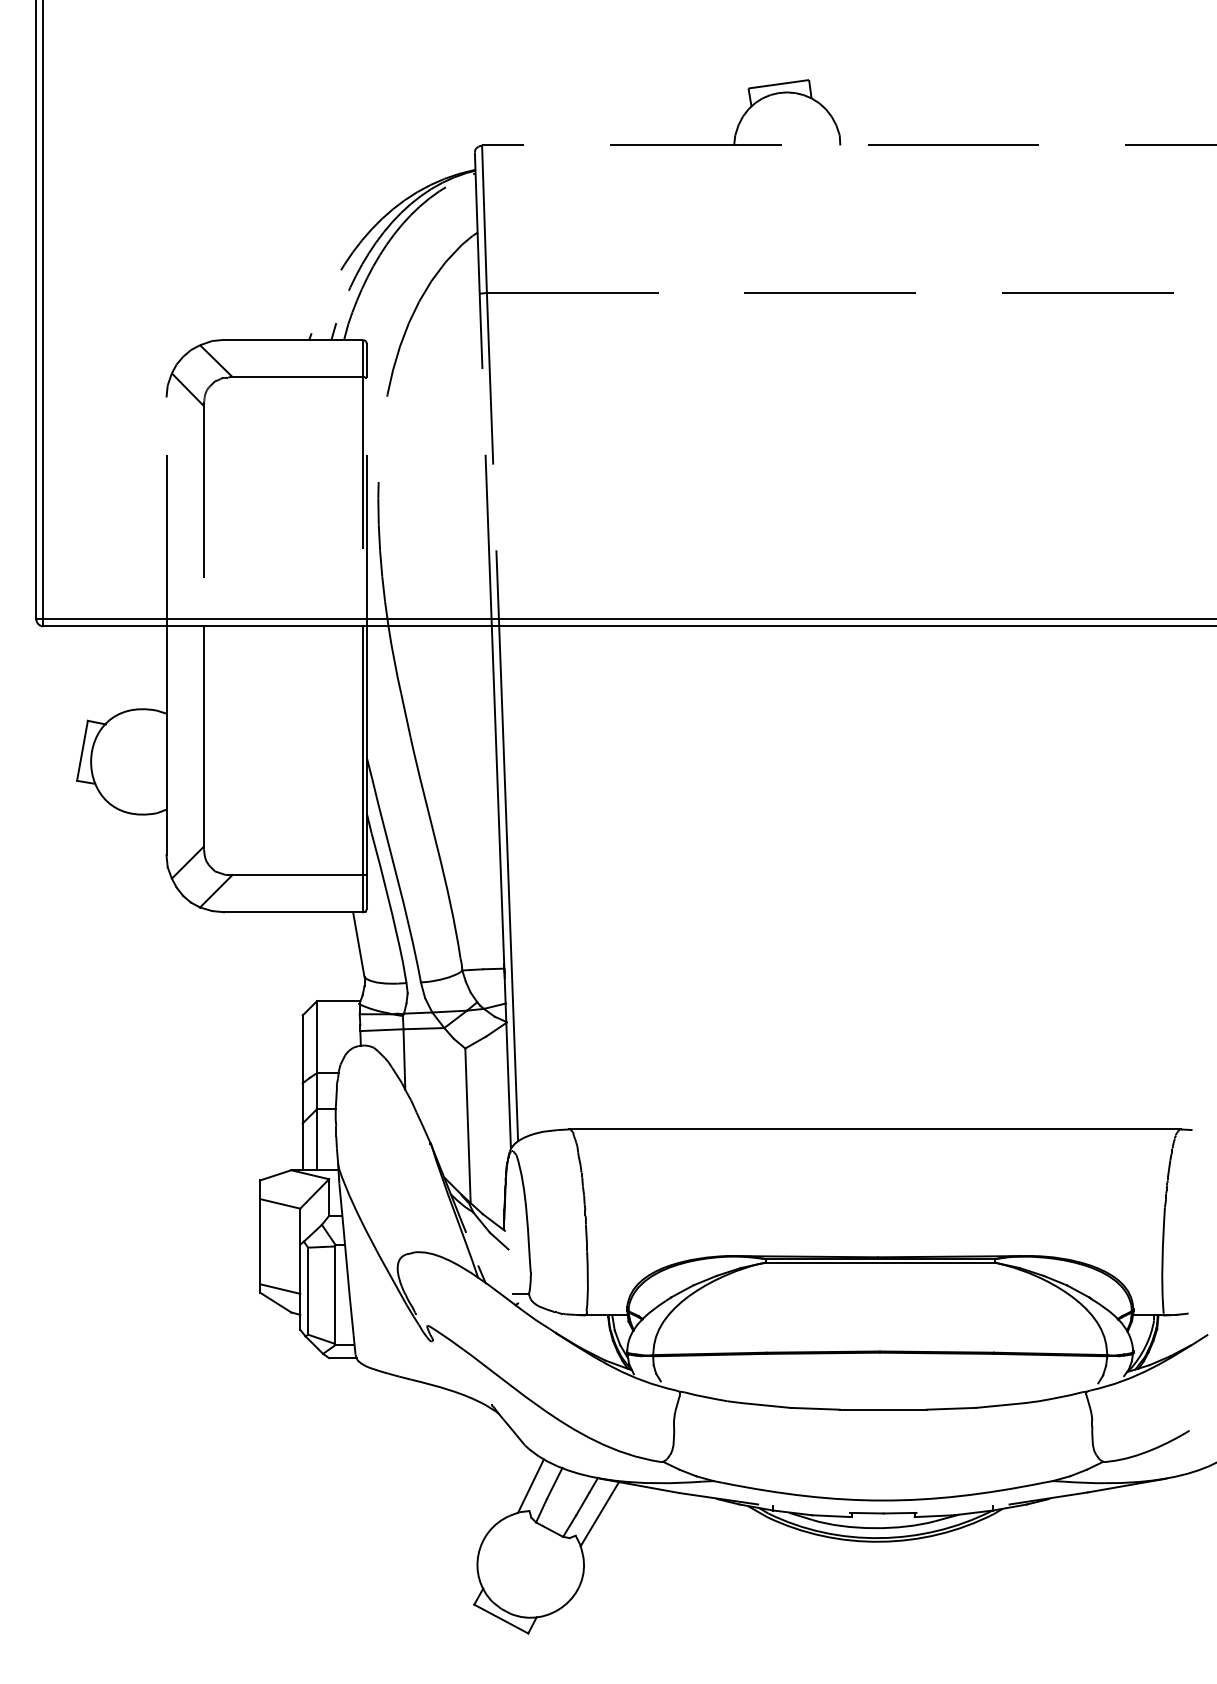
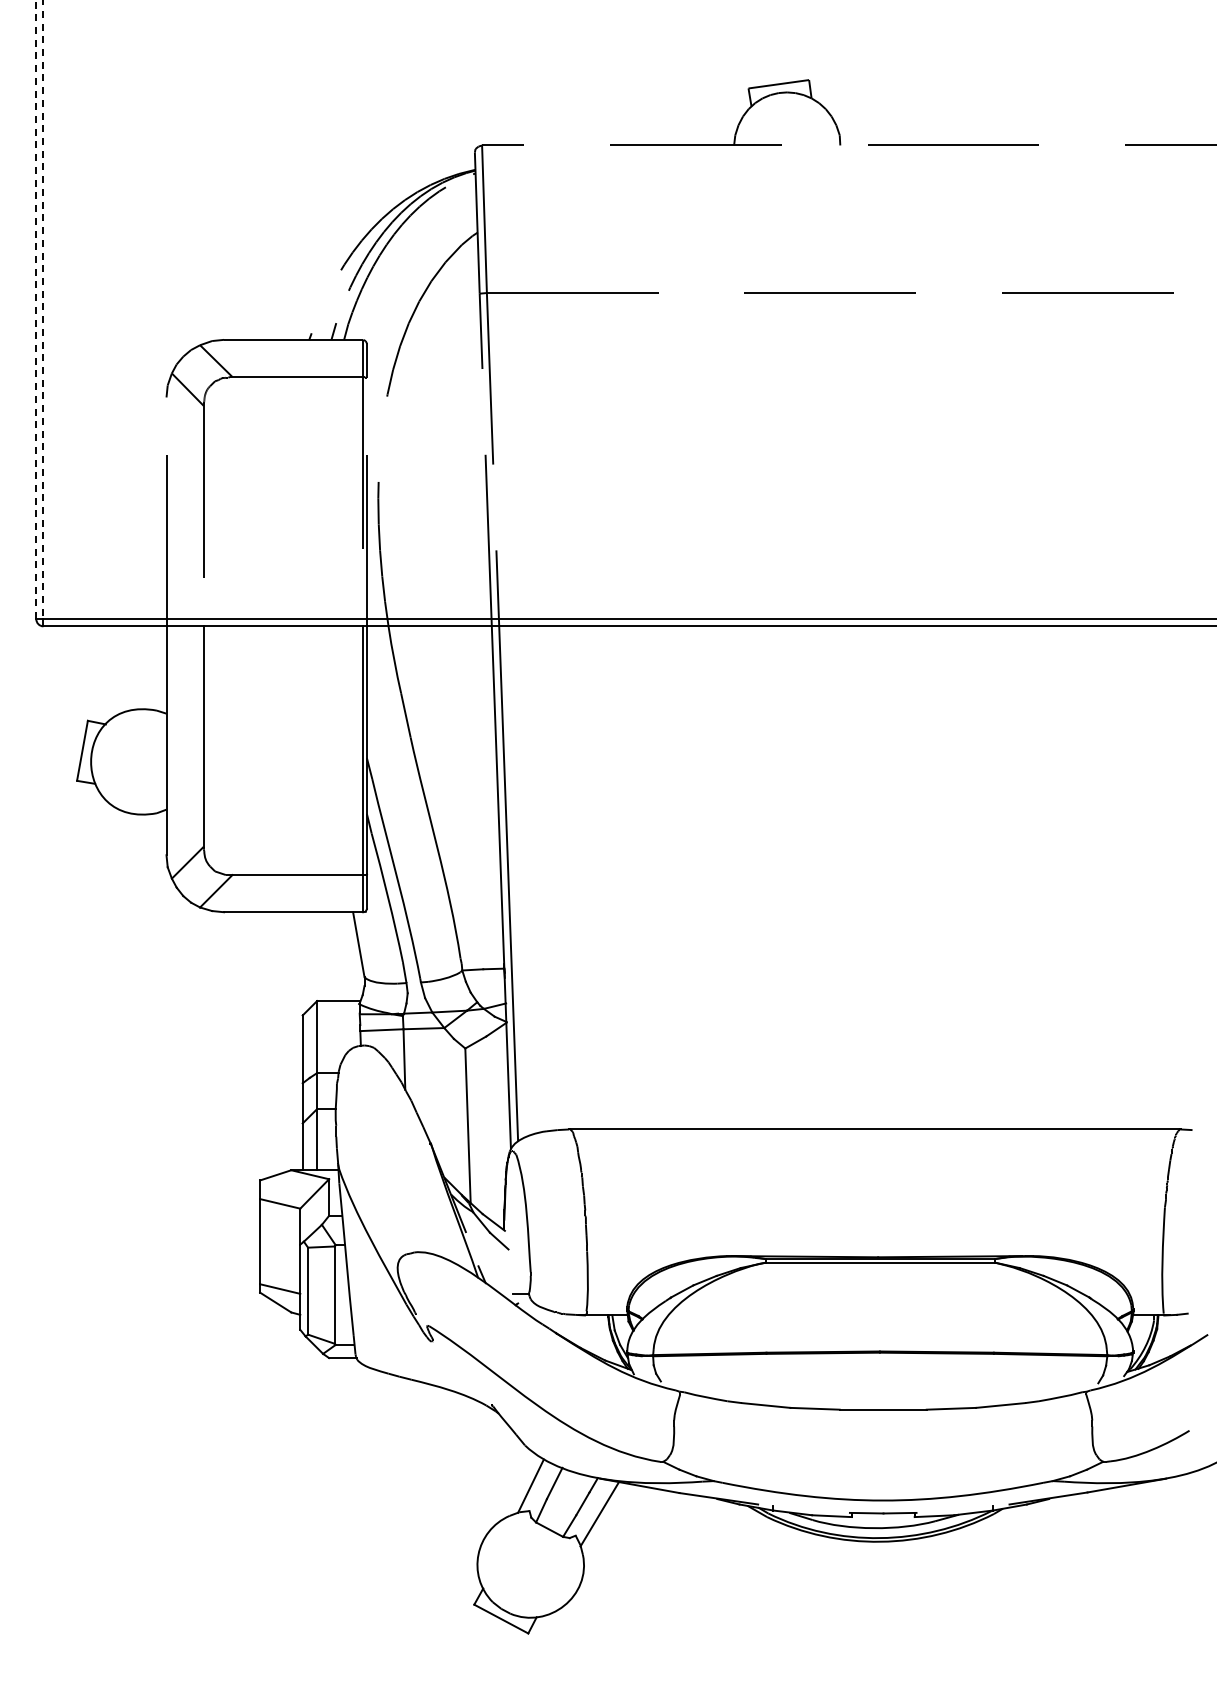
line: solid -> dashed (36, 309)
line: solid -> dashed (43, 310)
